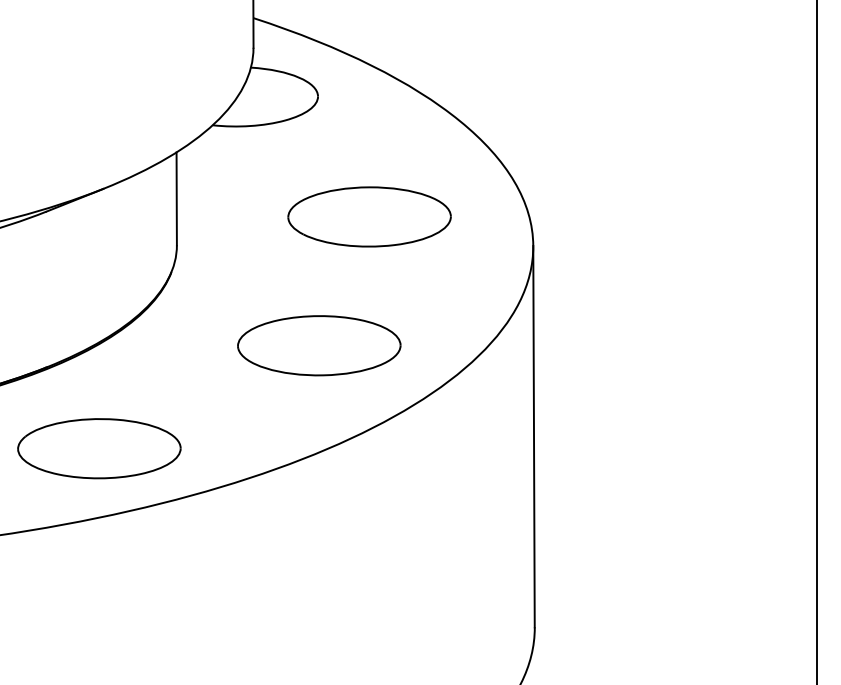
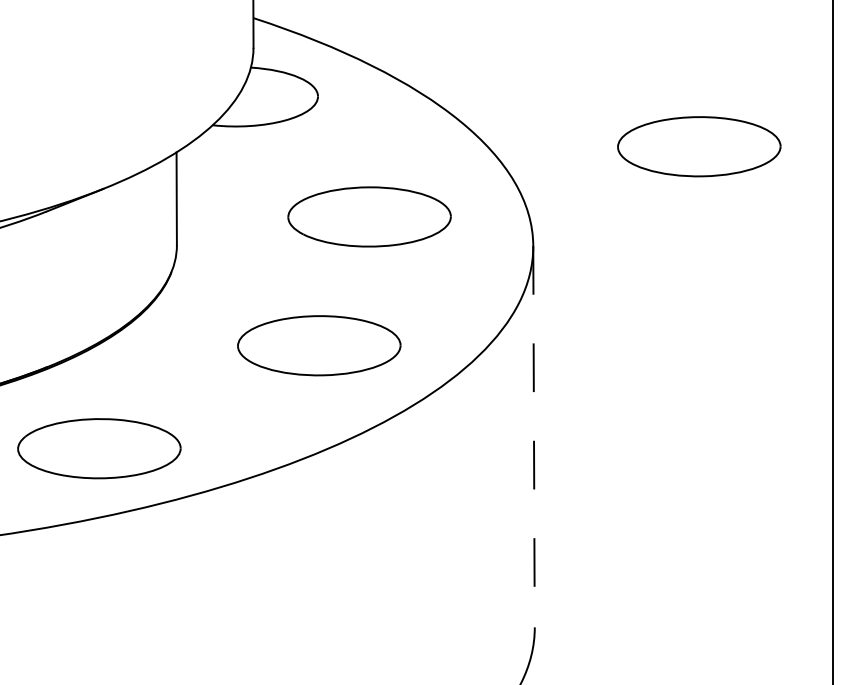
part: none -> present (699, 146)
line position: (816, 341) -> (832, 341) (832, 341)
line: solid -> dashed (534, 436)
